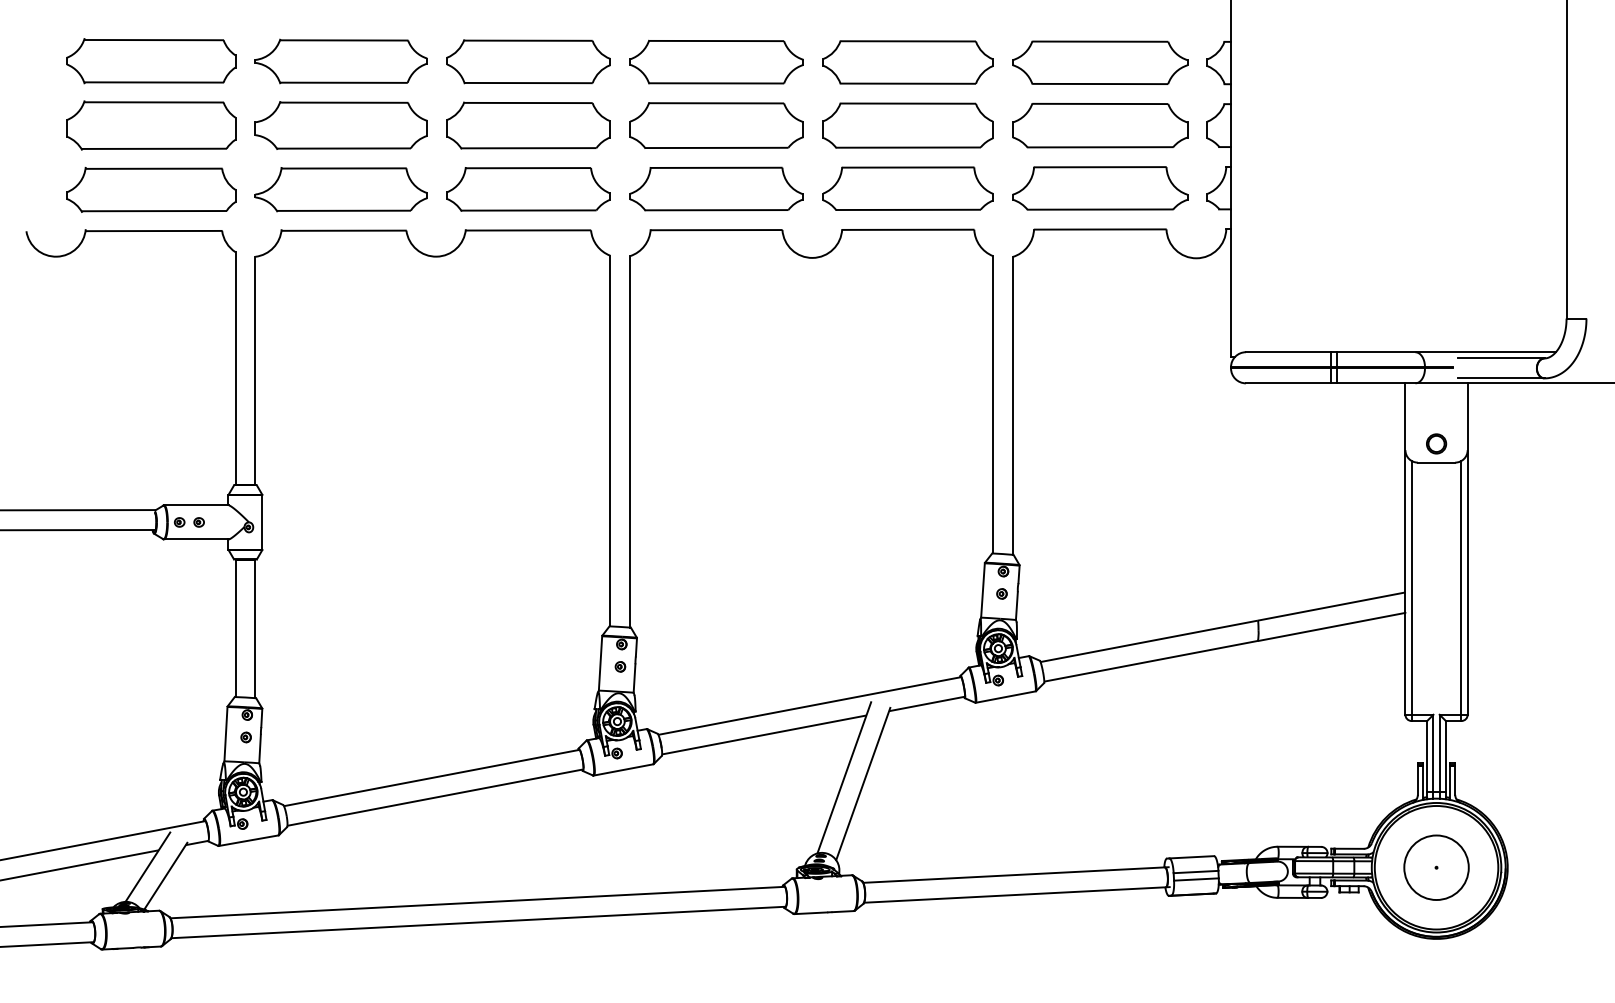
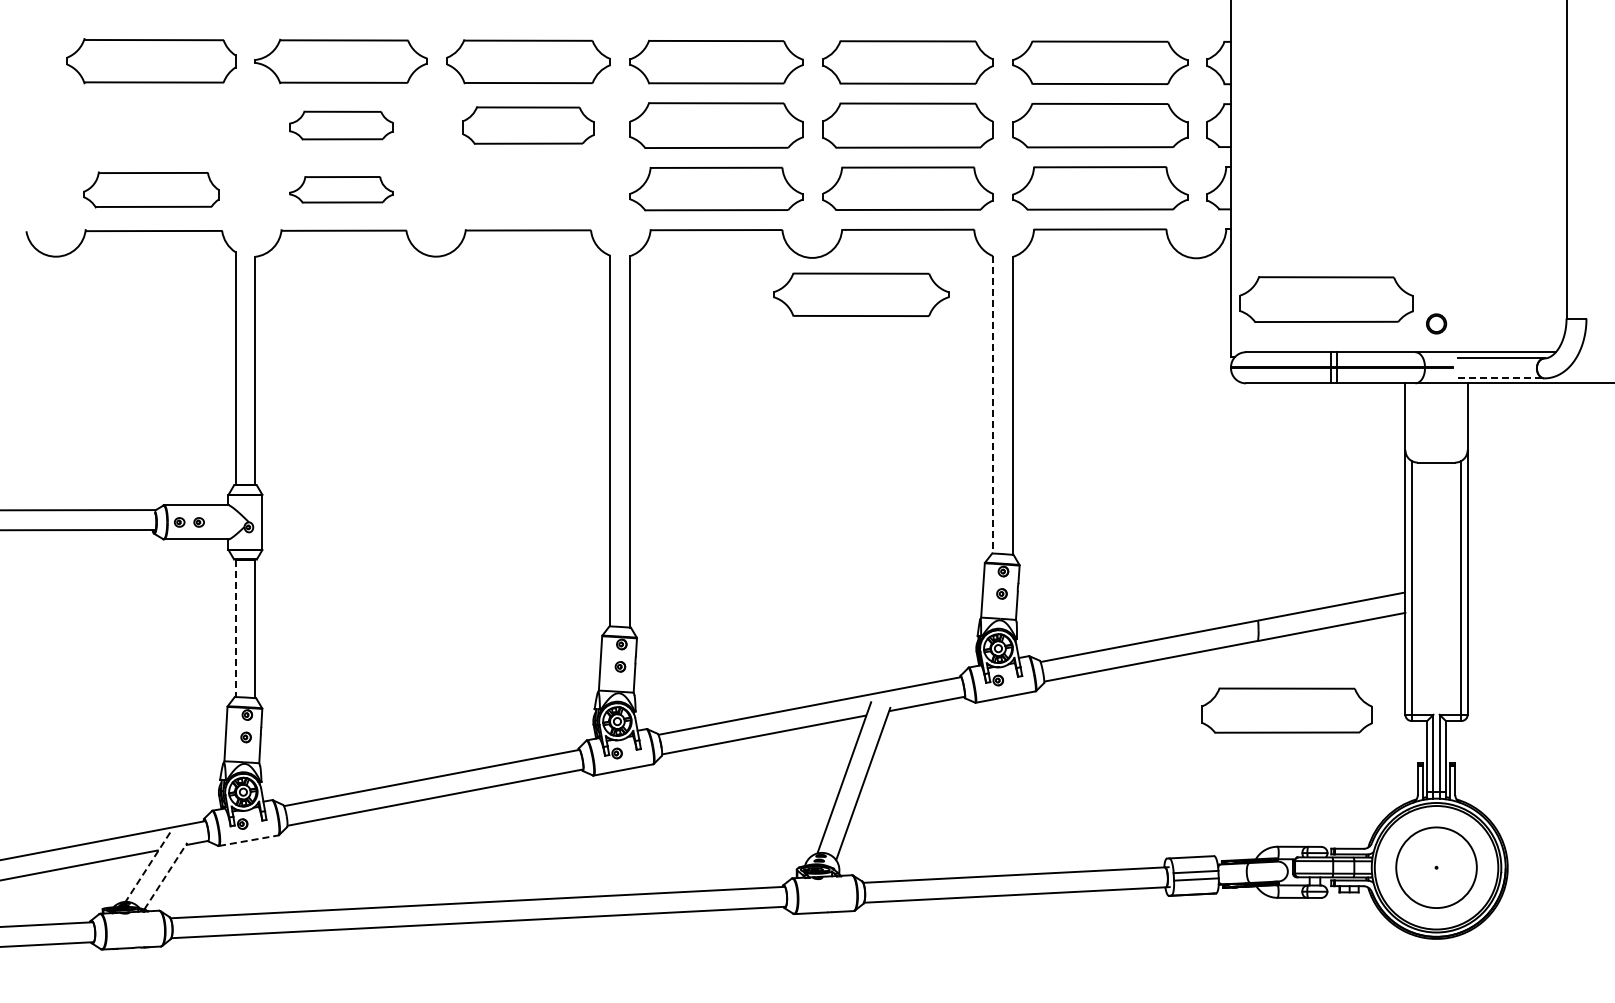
part: present -> none (151, 125)
part size: 174x49 px -> 105x31 px (341, 125)
part size: 165x49 px -> 133x39 px (528, 125)
part size: 171x46 px -> 137x38 px (151, 189)
part size: 174x46 px -> 105x28 px (341, 189)
part: present -> none (528, 189)
part: none -> present (861, 294)
part: none -> present (1326, 299)
line: solid -> dashed (1501, 378)
line: solid -> dashed (992, 404)
part position: (1436, 443) -> (1436, 323) (1436, 323)
line: solid -> dashed (235, 628)
part: none -> present (1286, 710)
line: solid -> dashed (249, 840)
line: solid -> dashed (147, 867)
circle diameter: 64 px -> 81 px (1436, 867)
line: solid -> dashed (165, 876)
